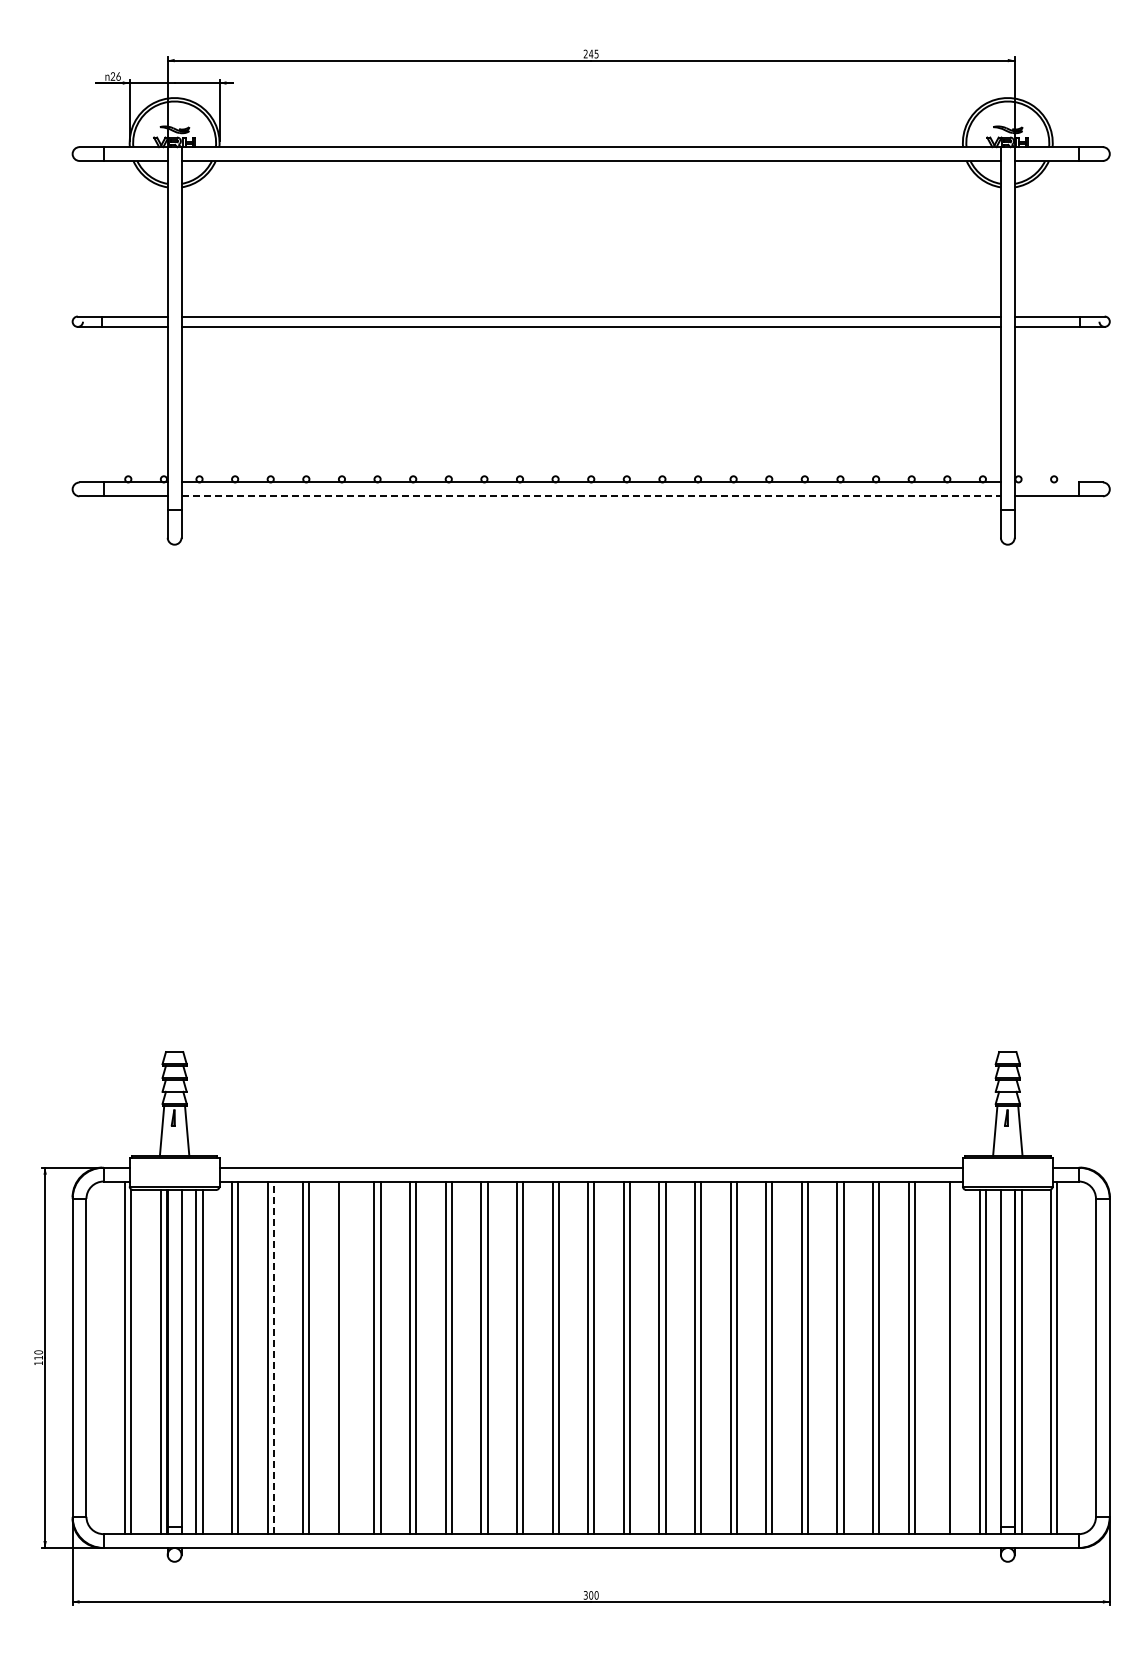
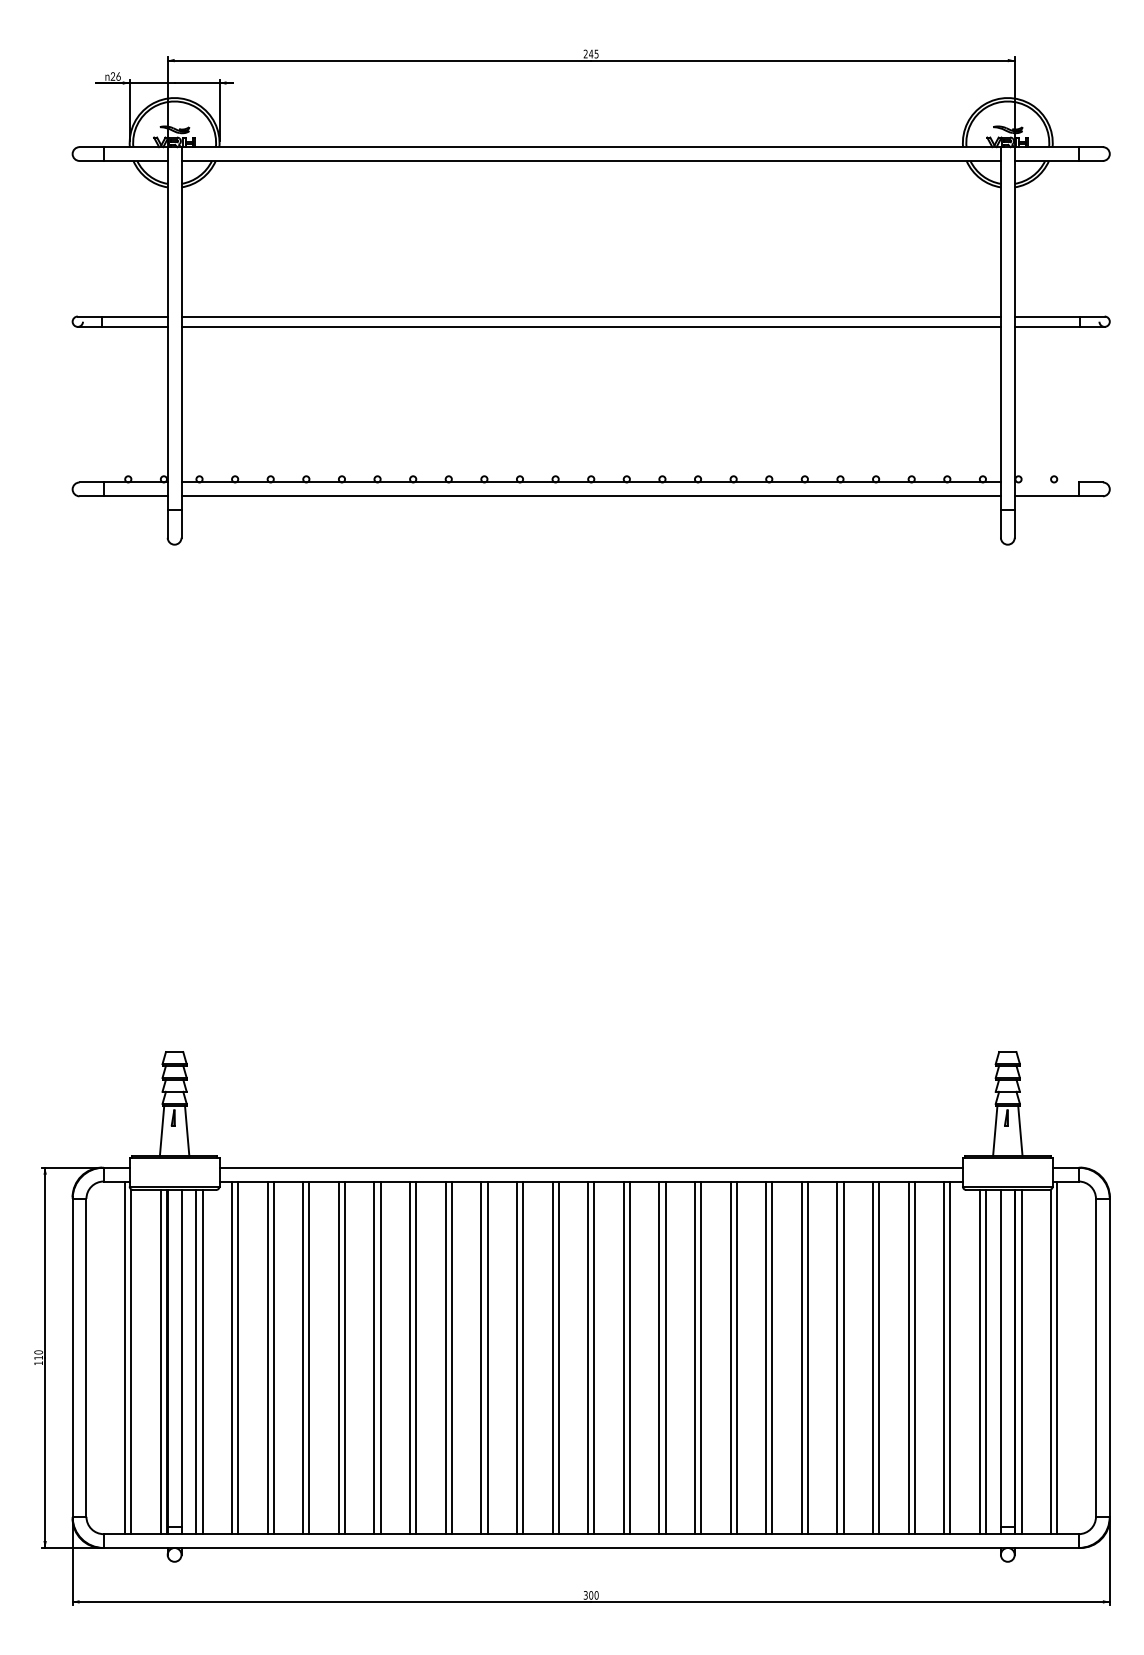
line: dashed -> solid (591, 496)
line: dashed -> solid (273, 1357)
line: none -> present (345, 1357)
line: none -> present (944, 1357)
